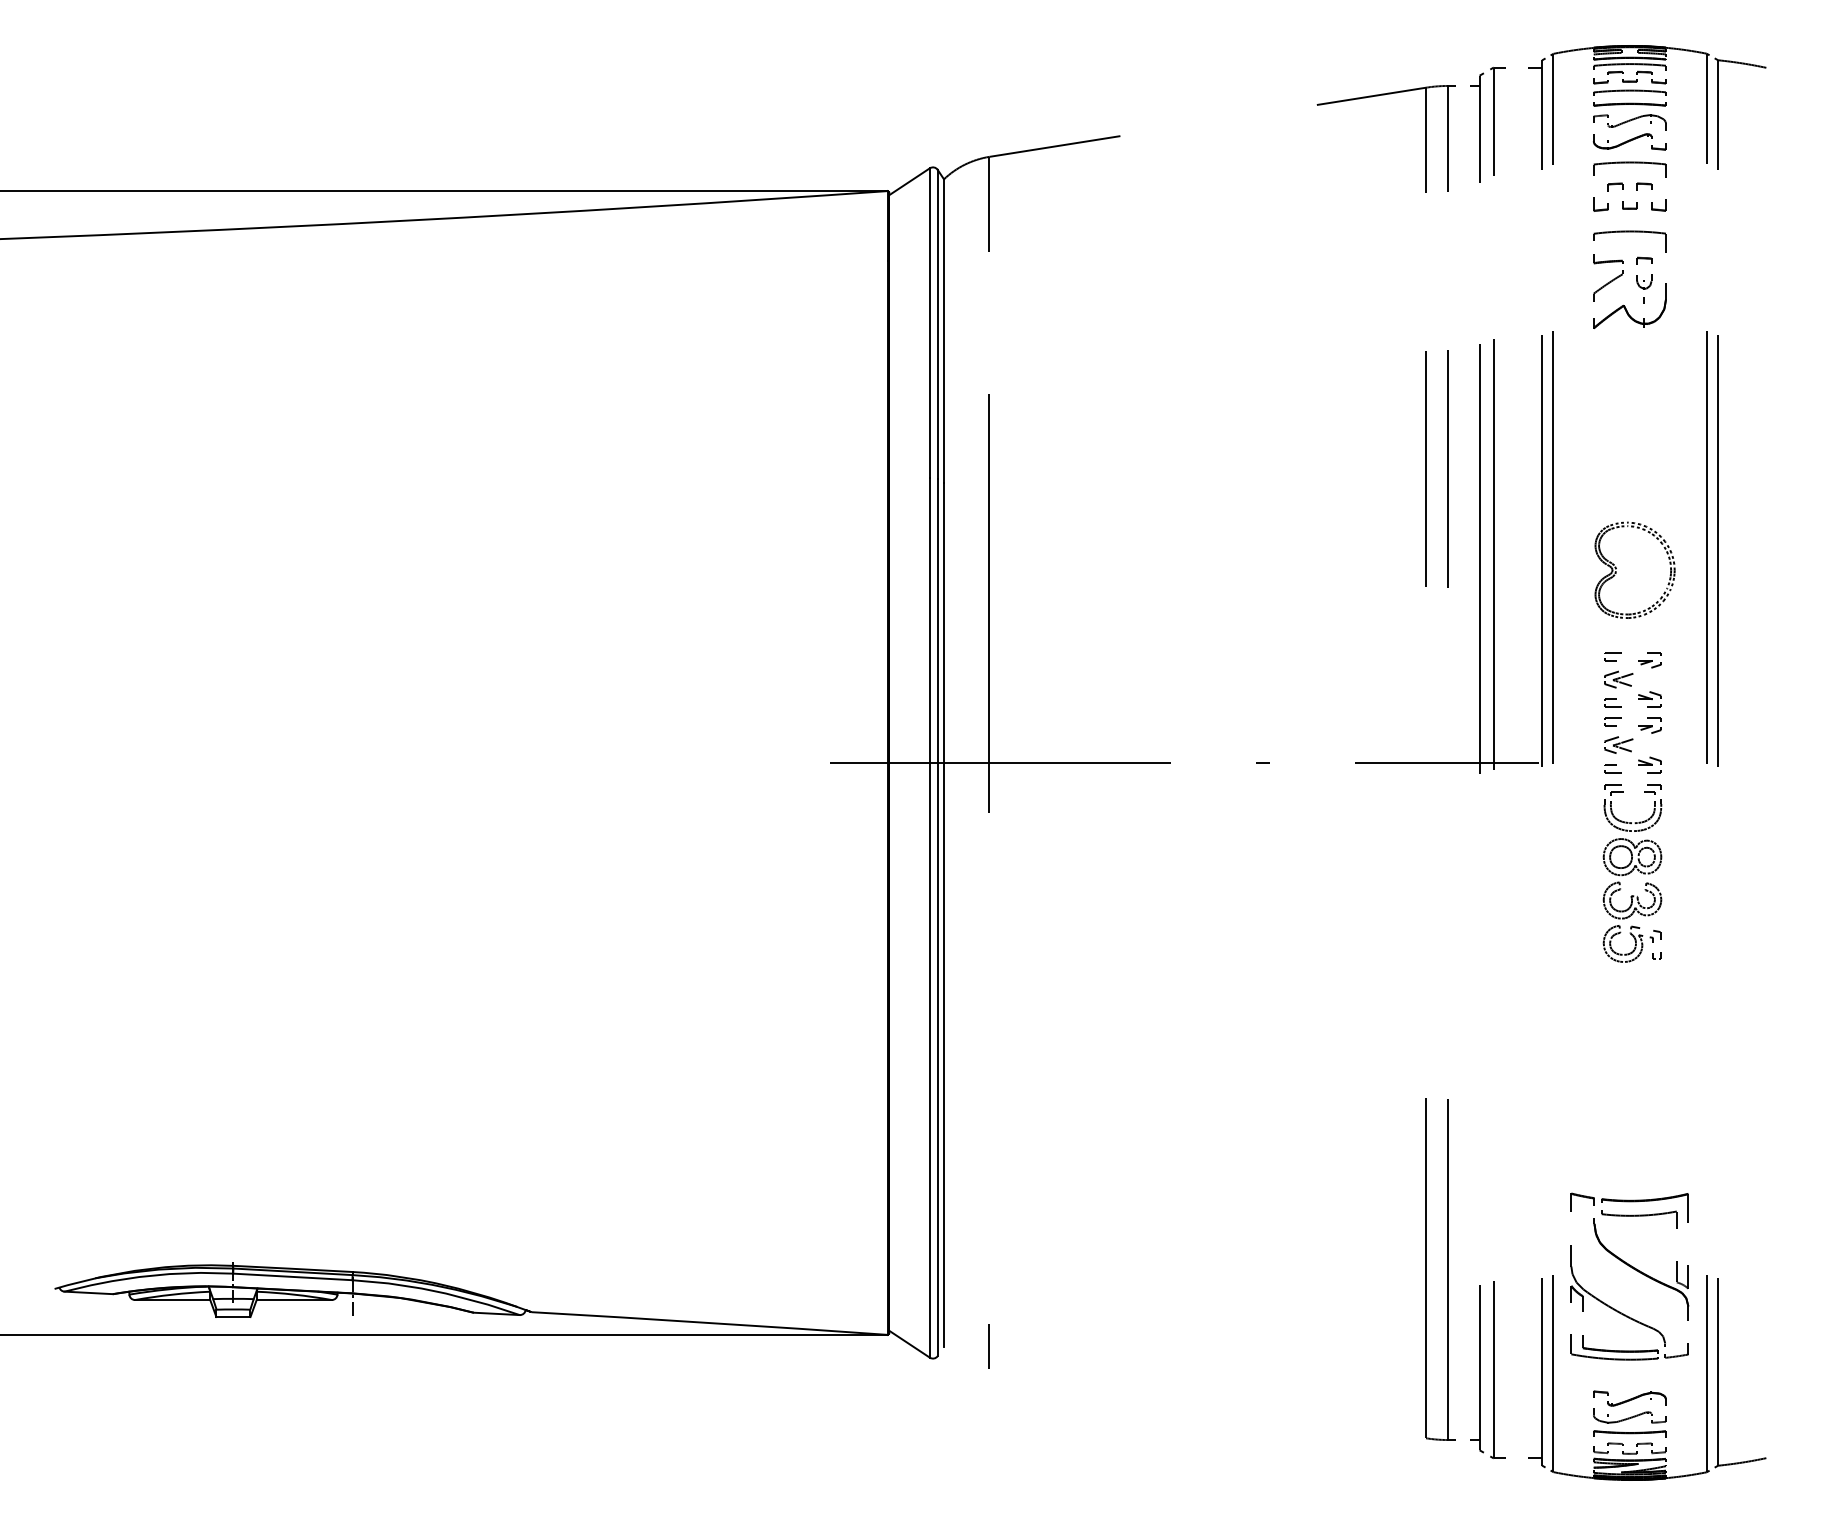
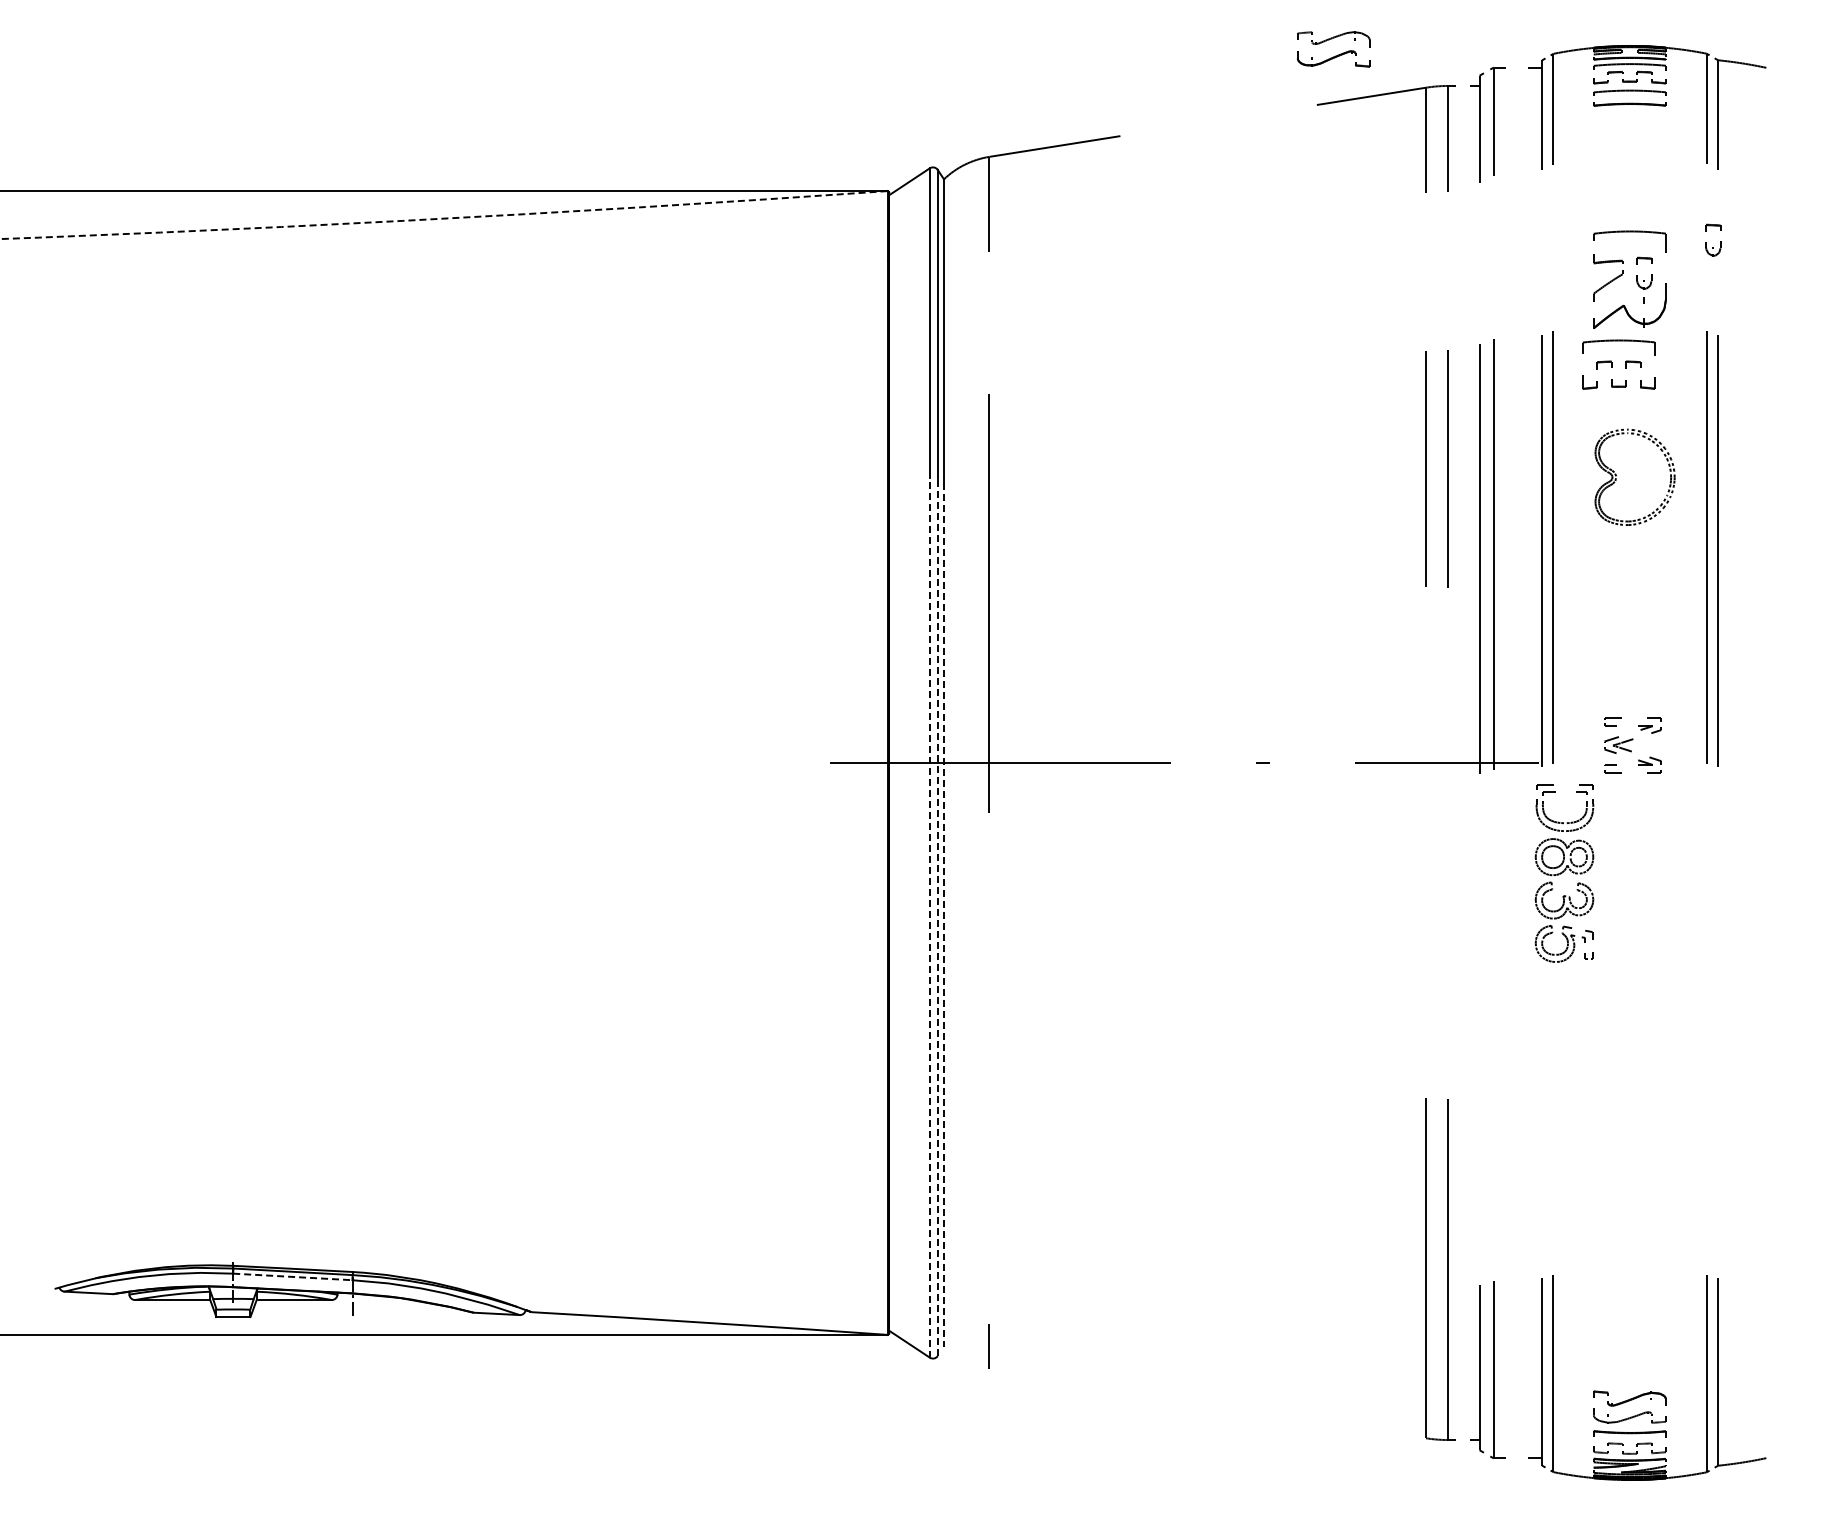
part position: (1631, 138) -> (1335, 55) (1335, 55)
part position: (1629, 186) -> (1618, 364) (1618, 364)
arc: solid -> dashed (443, 218)
part: none -> present (1720, 241)
part position: (1616, 569) -> (1616, 476) (1616, 476)
part: present -> none (1632, 679)
part position: (1632, 873) -> (1564, 873) (1564, 873)
line: solid -> dashed (943, 914)
line: solid -> dashed (929, 917)
line: solid -> dashed (937, 917)
part: present -> none (1633, 1269)
line: solid -> dashed (292, 1276)
